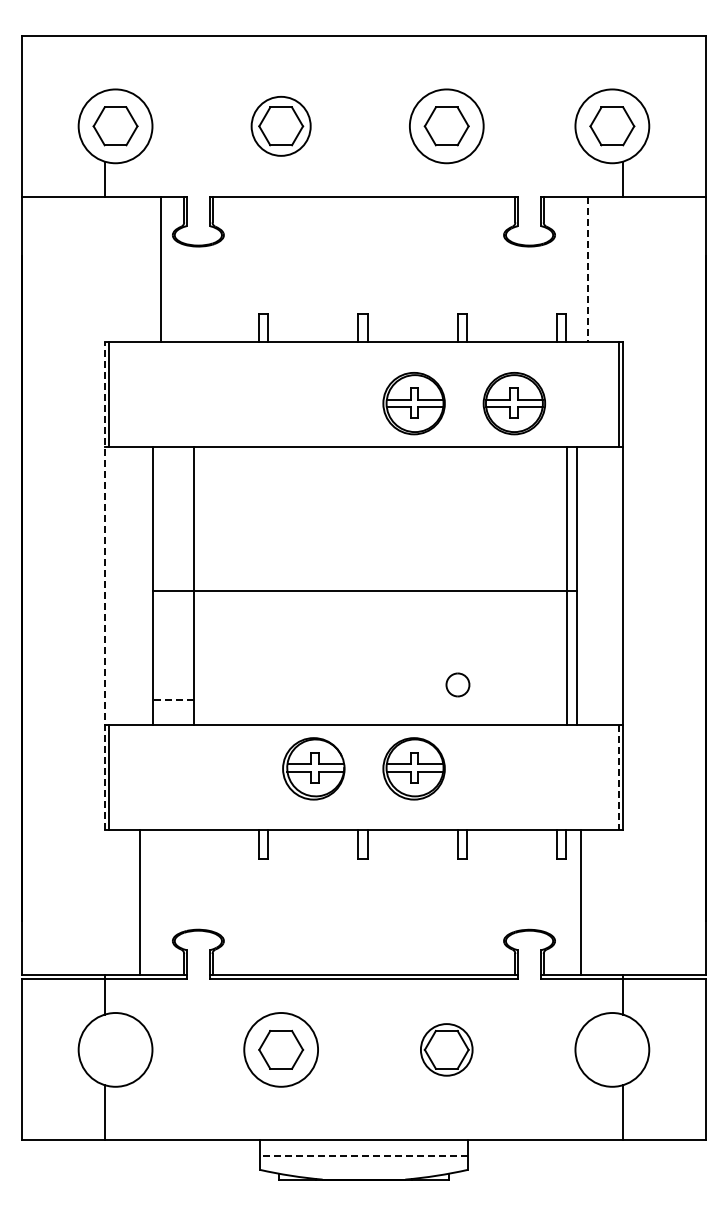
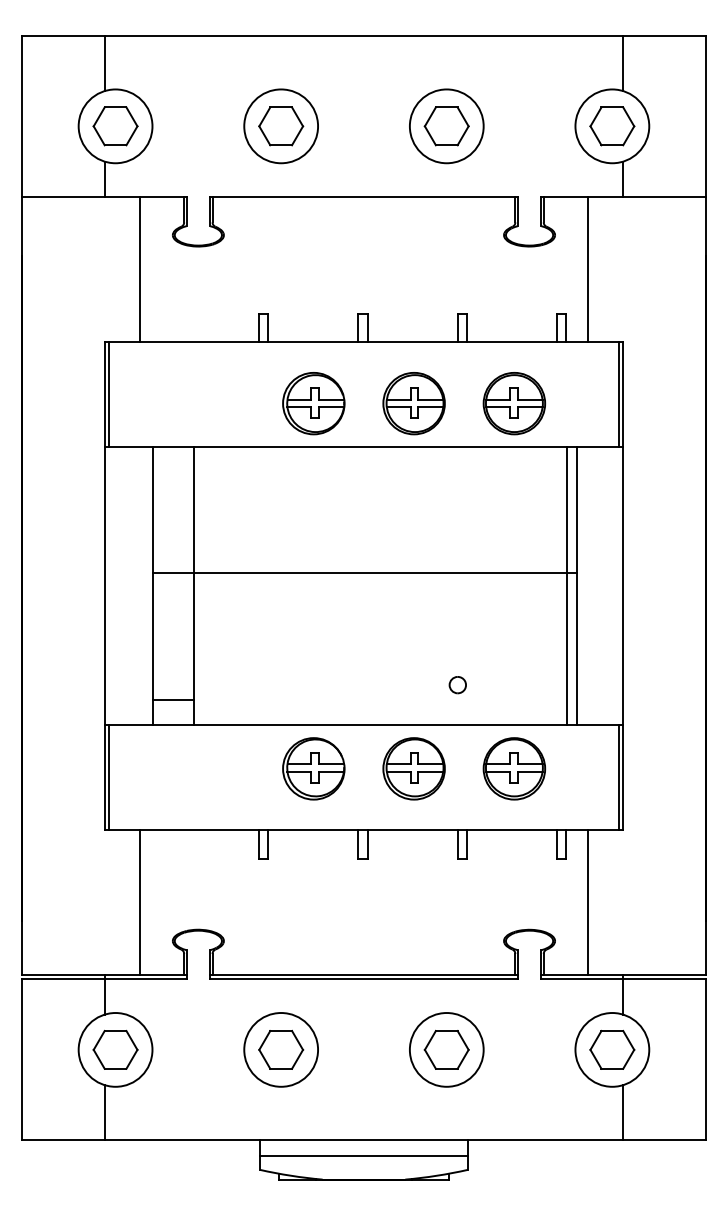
line: none -> present (104, 63)
line: none -> present (623, 63)
circle diameter: 59 px -> 74 px (281, 126)
line position: (160, 269) -> (139, 269) (139, 269)
line: dashed -> solid (588, 270)
part: none -> present (313, 403)
line: dashed -> solid (104, 585)
line position: (364, 590) -> (364, 572) (364, 572)
part size: 26x26 px -> 19x19 px (457, 685)
line: dashed -> solid (173, 700)
part: none -> present (514, 768)
line: dashed -> solid (618, 777)
line position: (581, 902) -> (588, 902) (588, 902)
part: none -> present (115, 1049)
circle diameter: 52 px -> 74 px (446, 1049)
part: none -> present (612, 1049)
line: dashed -> solid (363, 1155)
